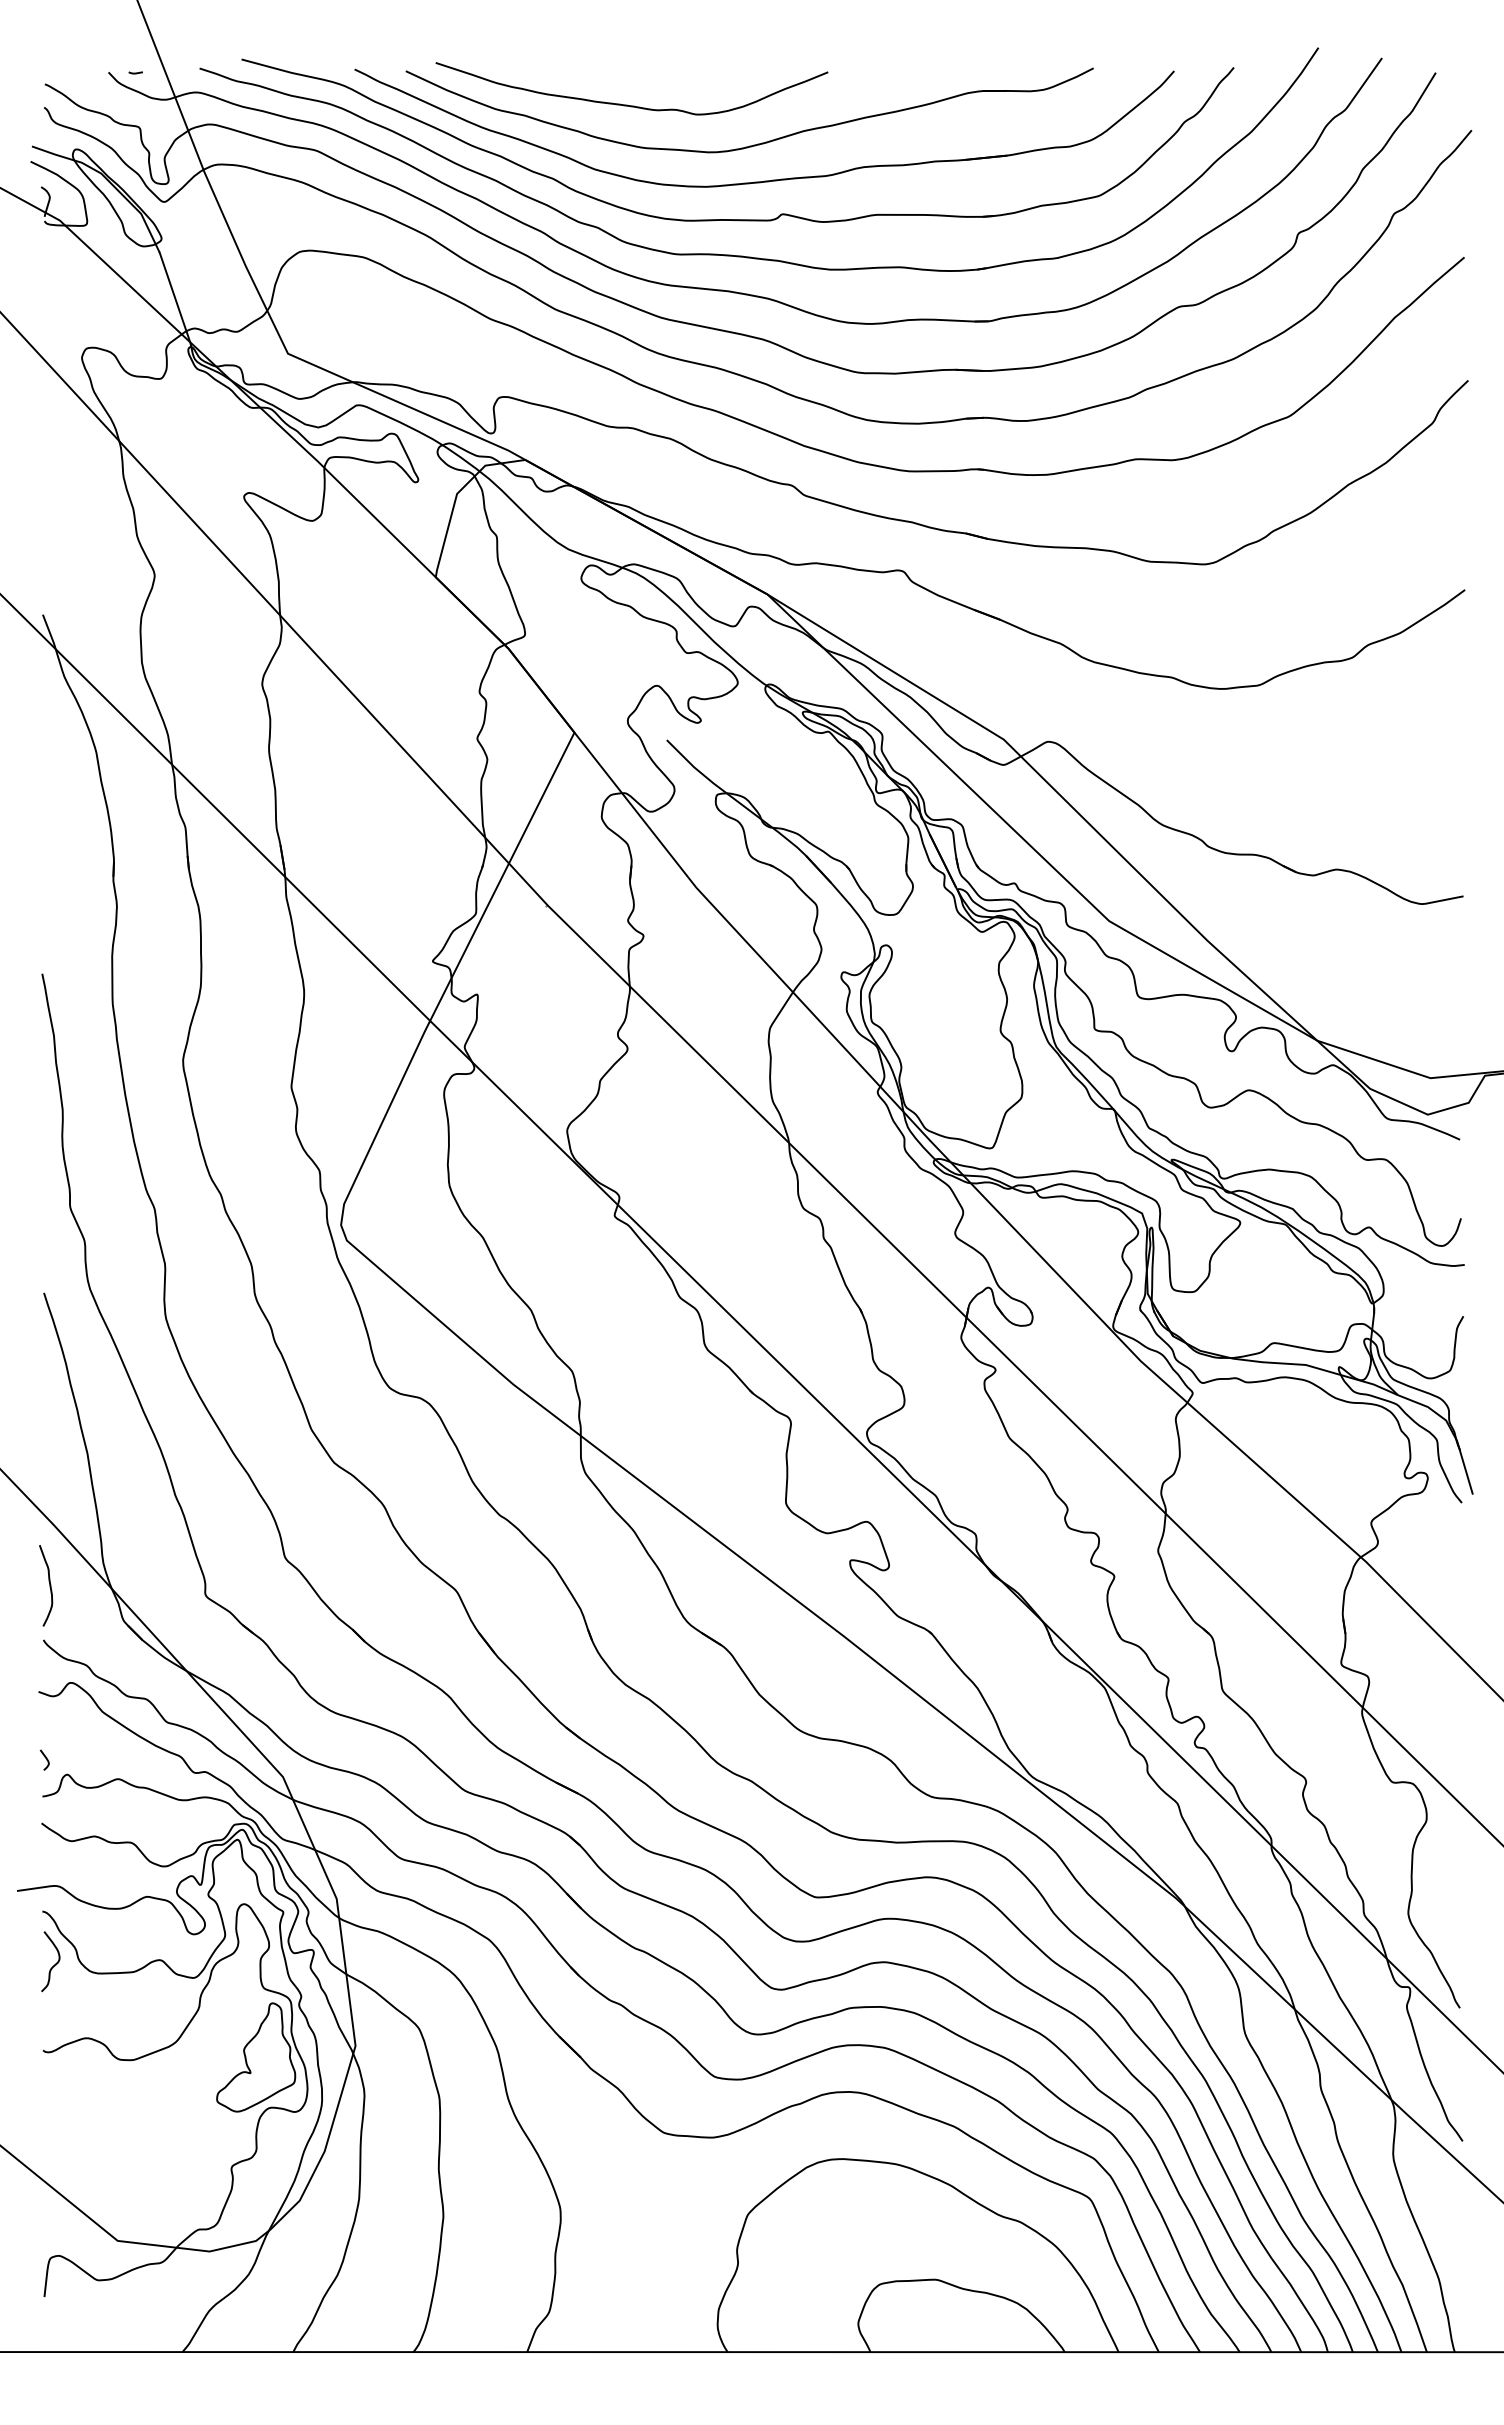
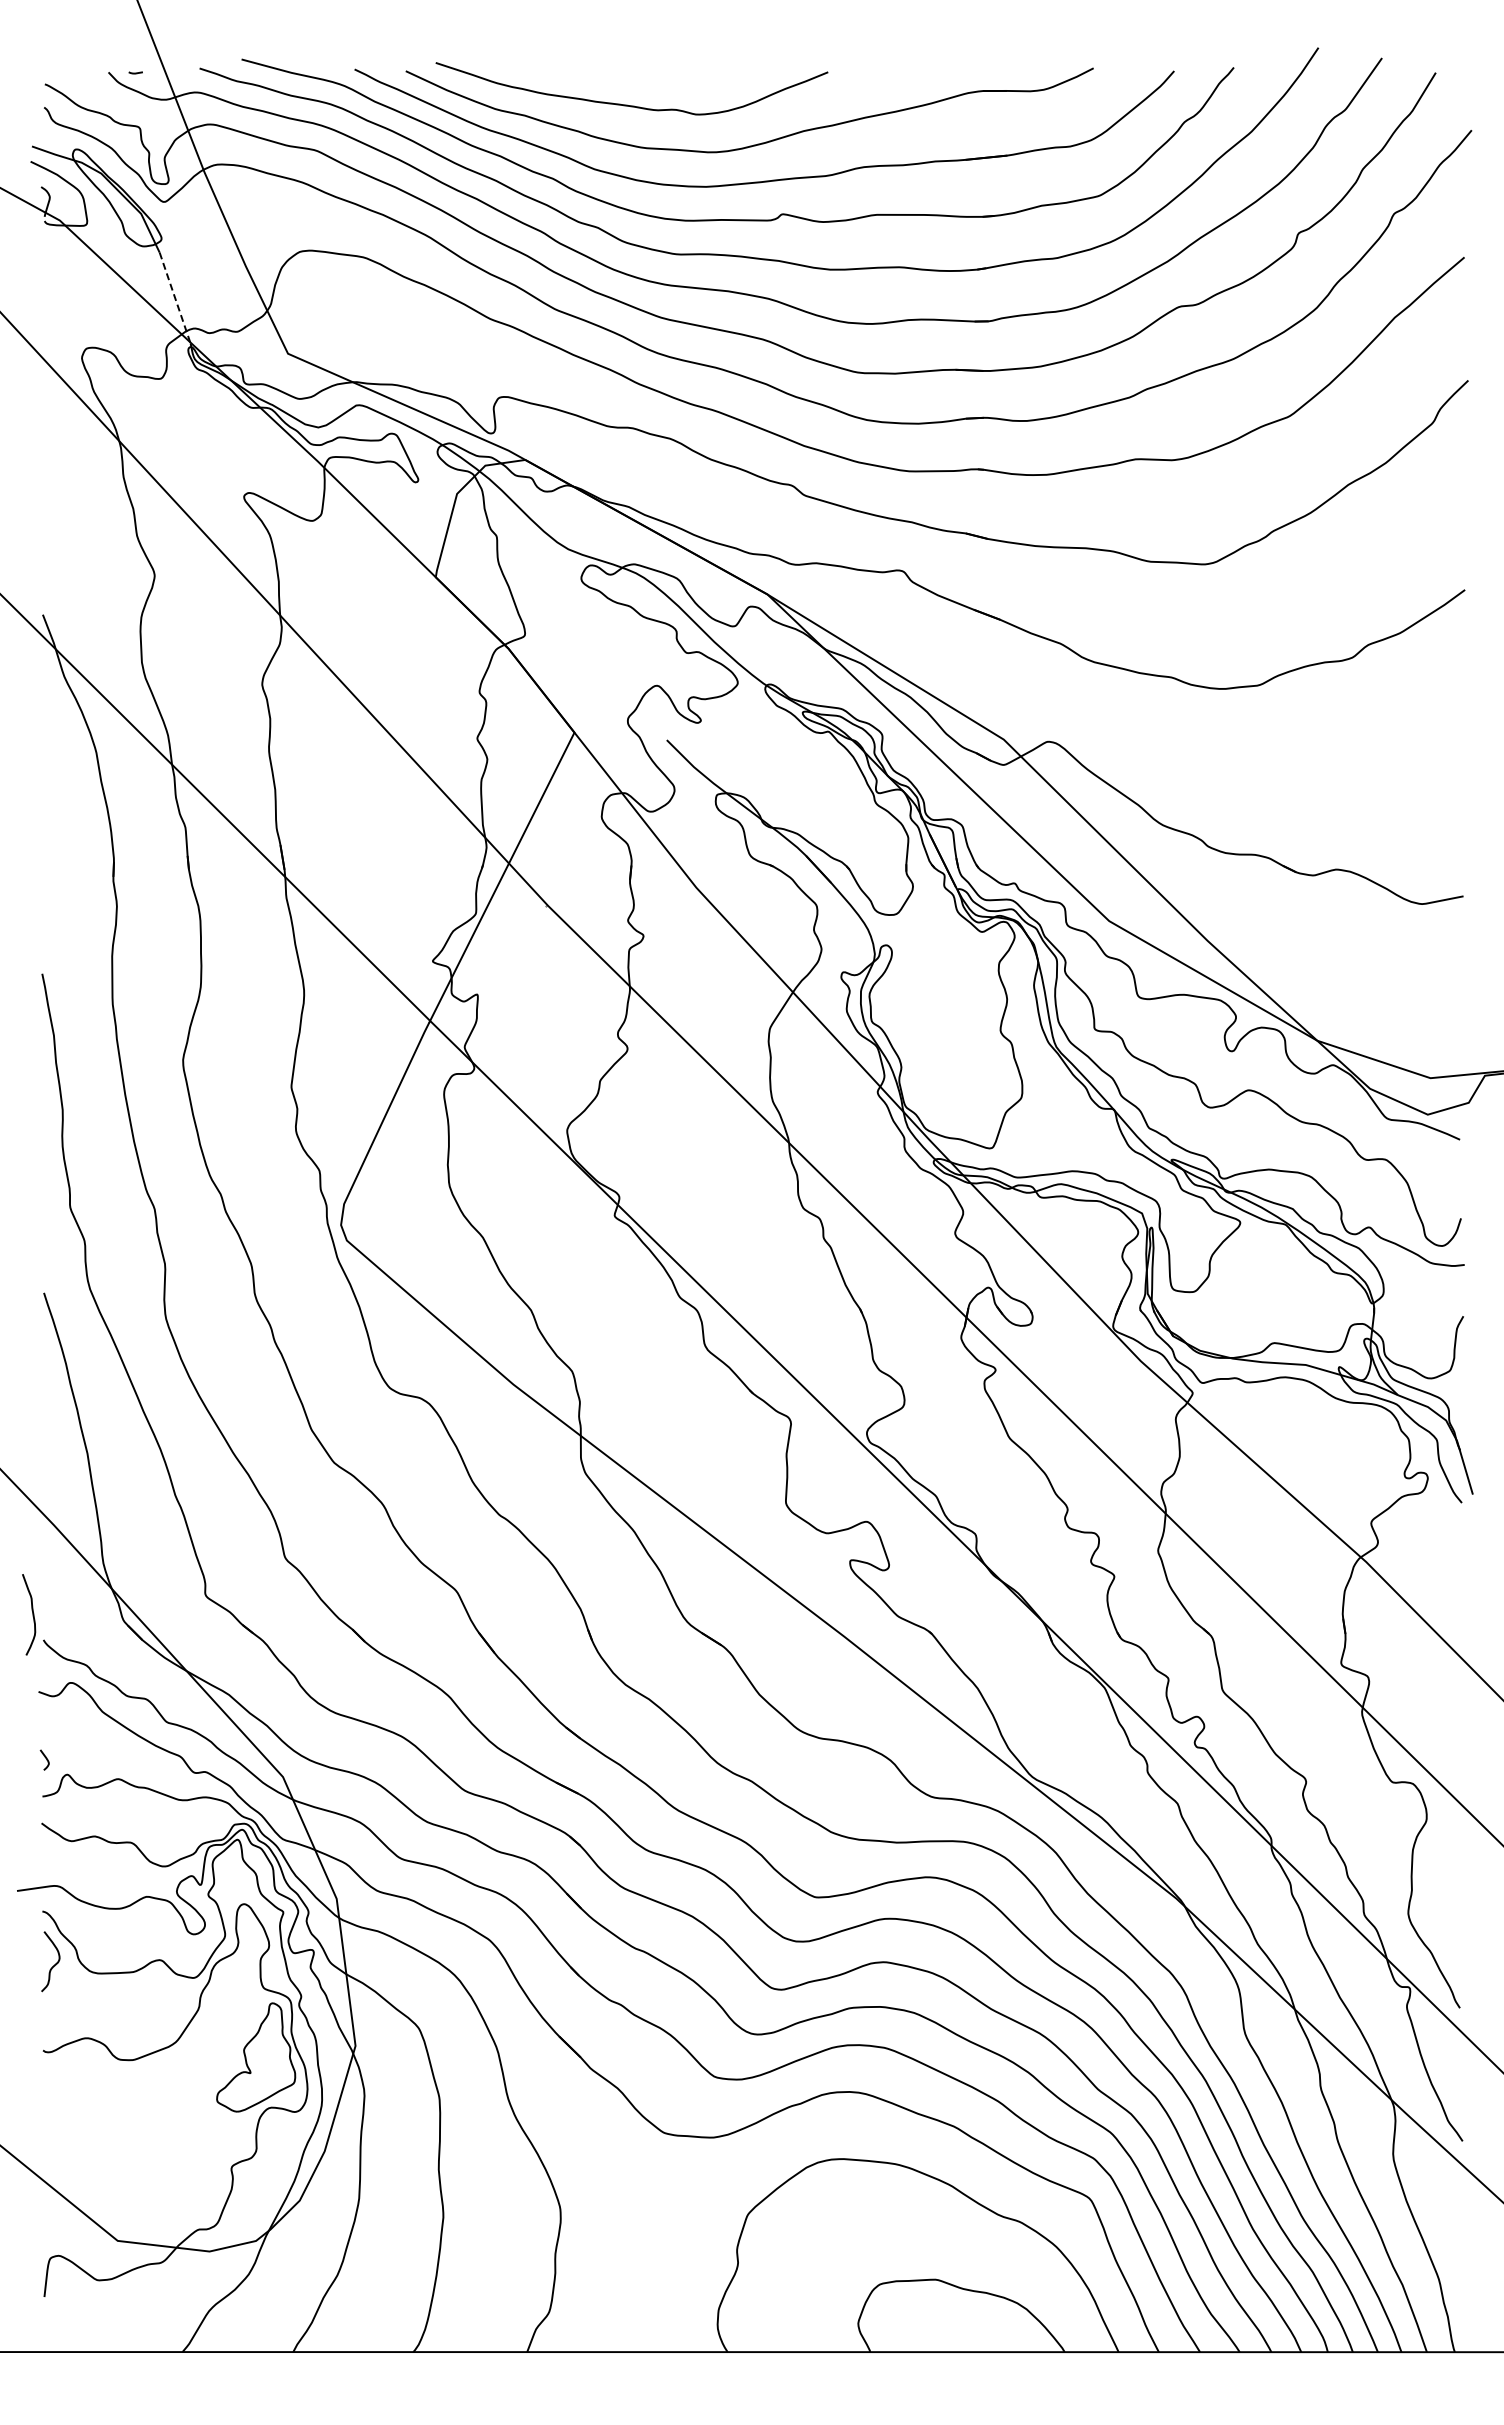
line: solid -> dashed (175, 298)
curve position: (49, 1585) -> (32, 1614) (32, 1614)
